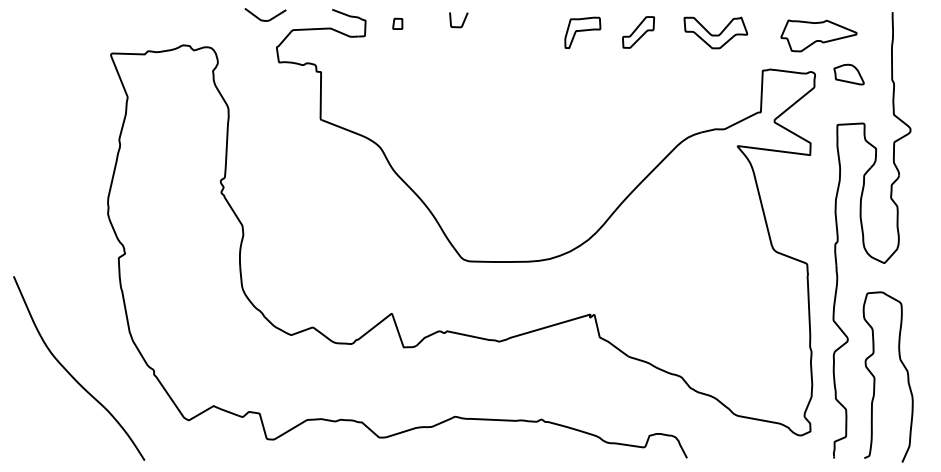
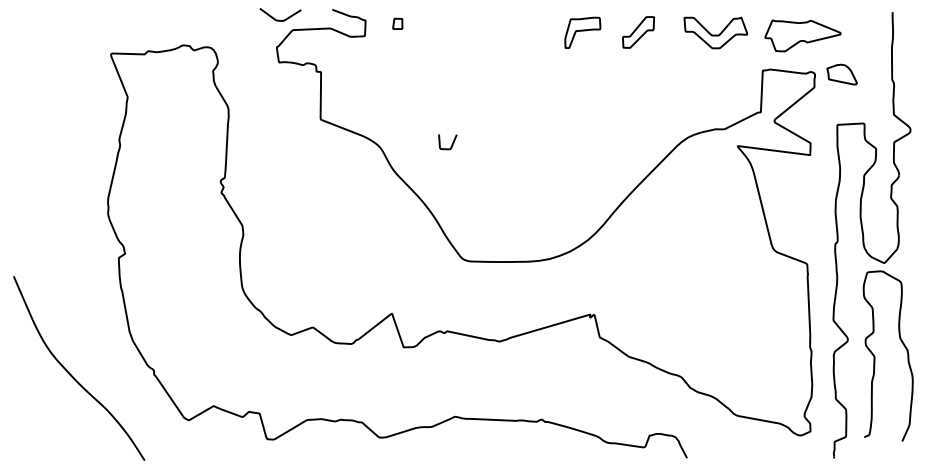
curve position: (263, 19) -> (278, 19) (278, 19)
curve position: (462, 22) -> (451, 144) (451, 144)
part position: (818, 35) -> (802, 35) (802, 35)
part position: (848, 74) -> (841, 74) (841, 74)
part position: (875, 377) -> (875, 356) (875, 356)
